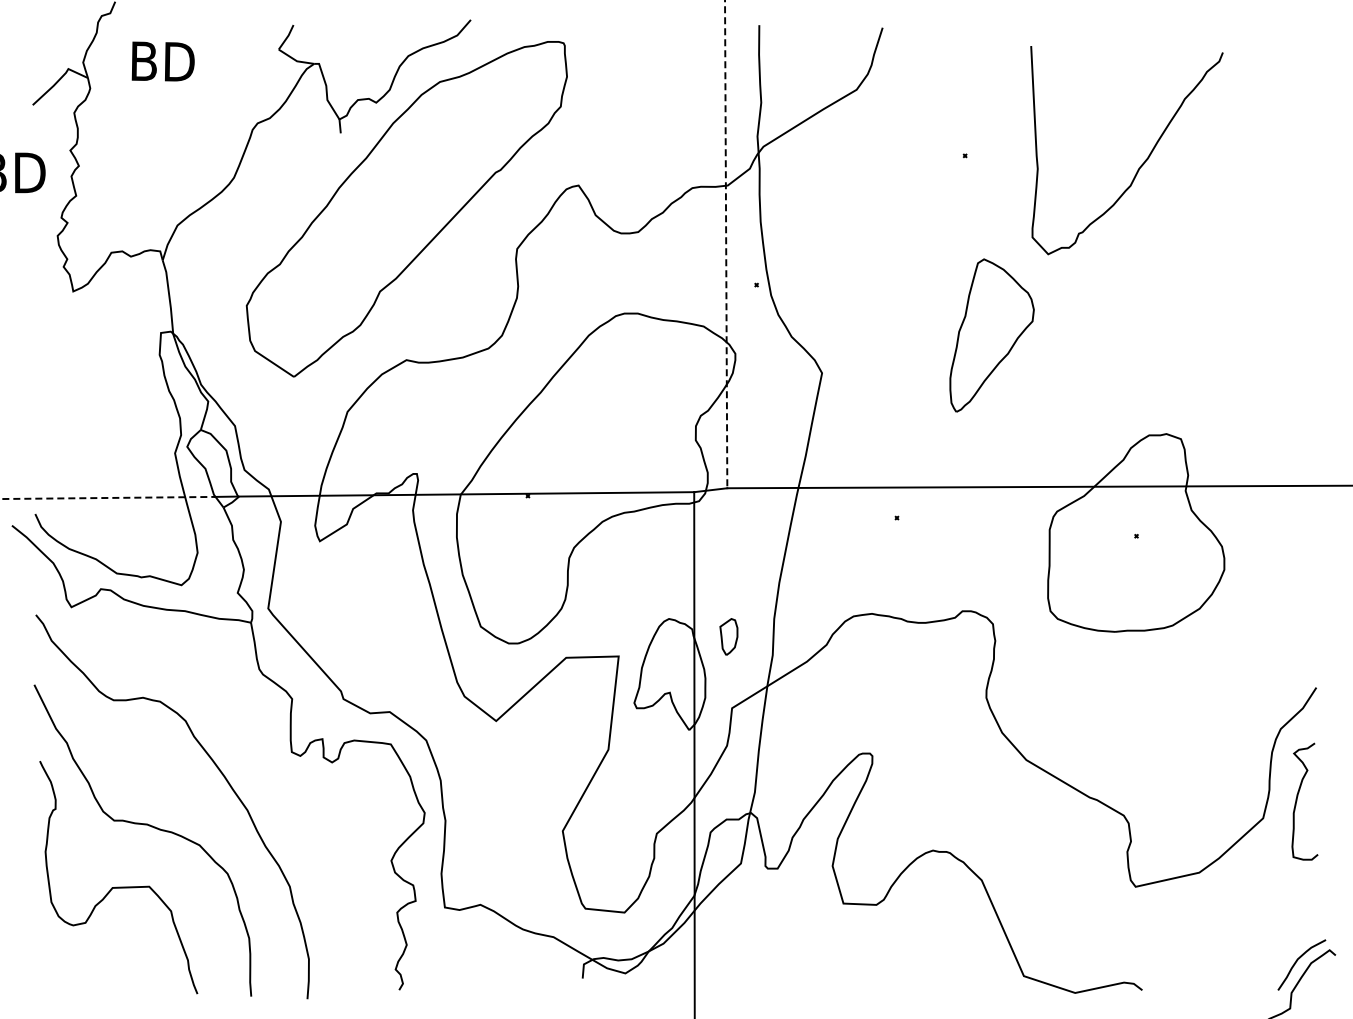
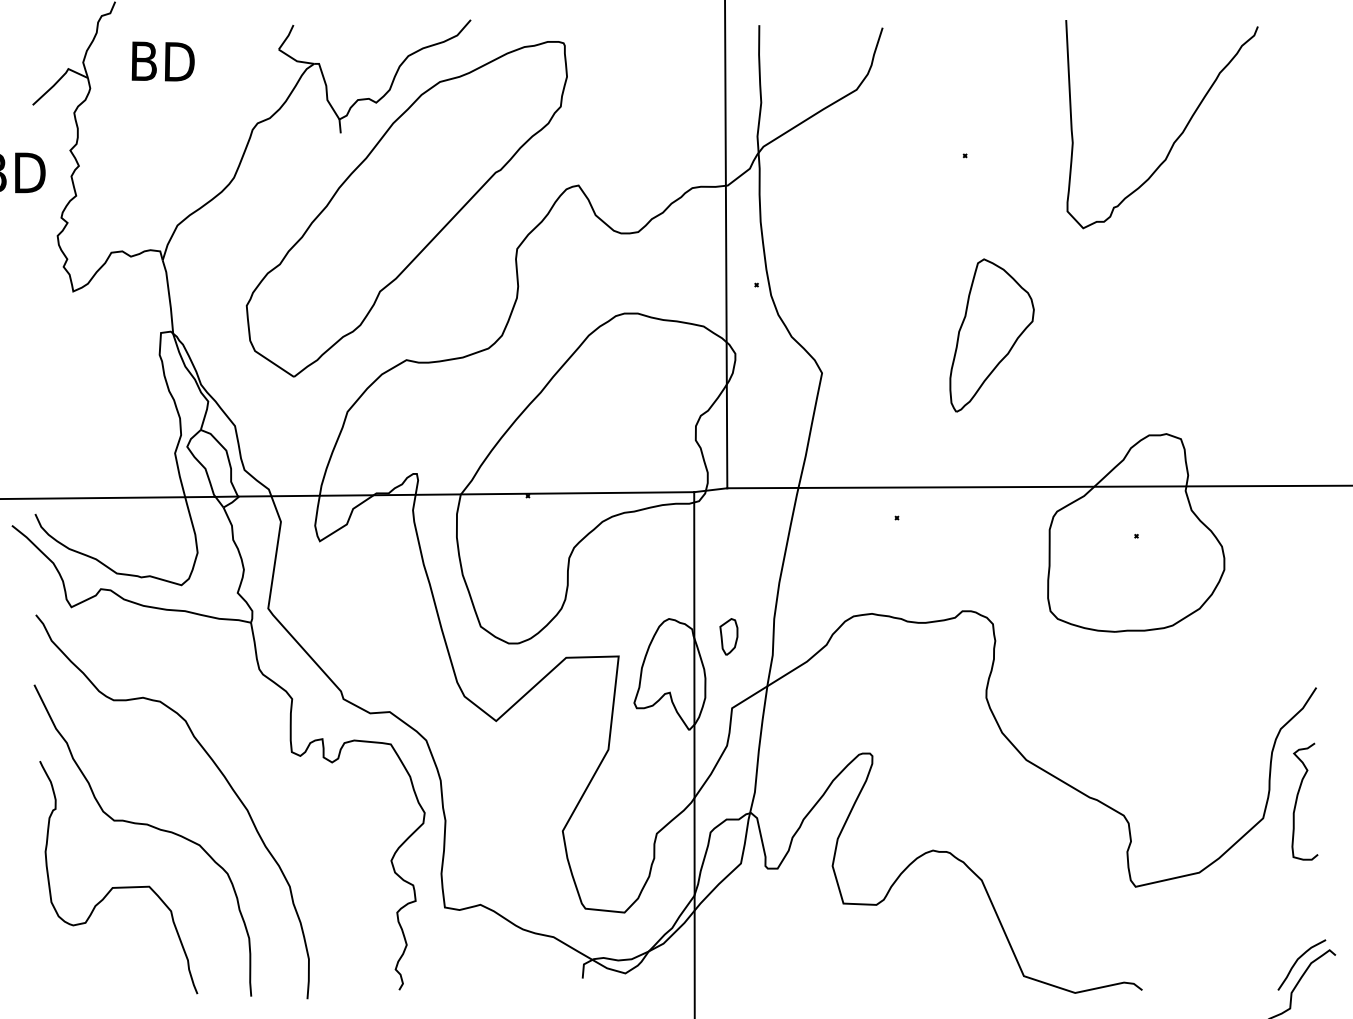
curve position: (1141, 164) -> (1176, 138) (1176, 138)
line: dashed -> solid (726, 244)
line: dashed -> solid (108, 497)
